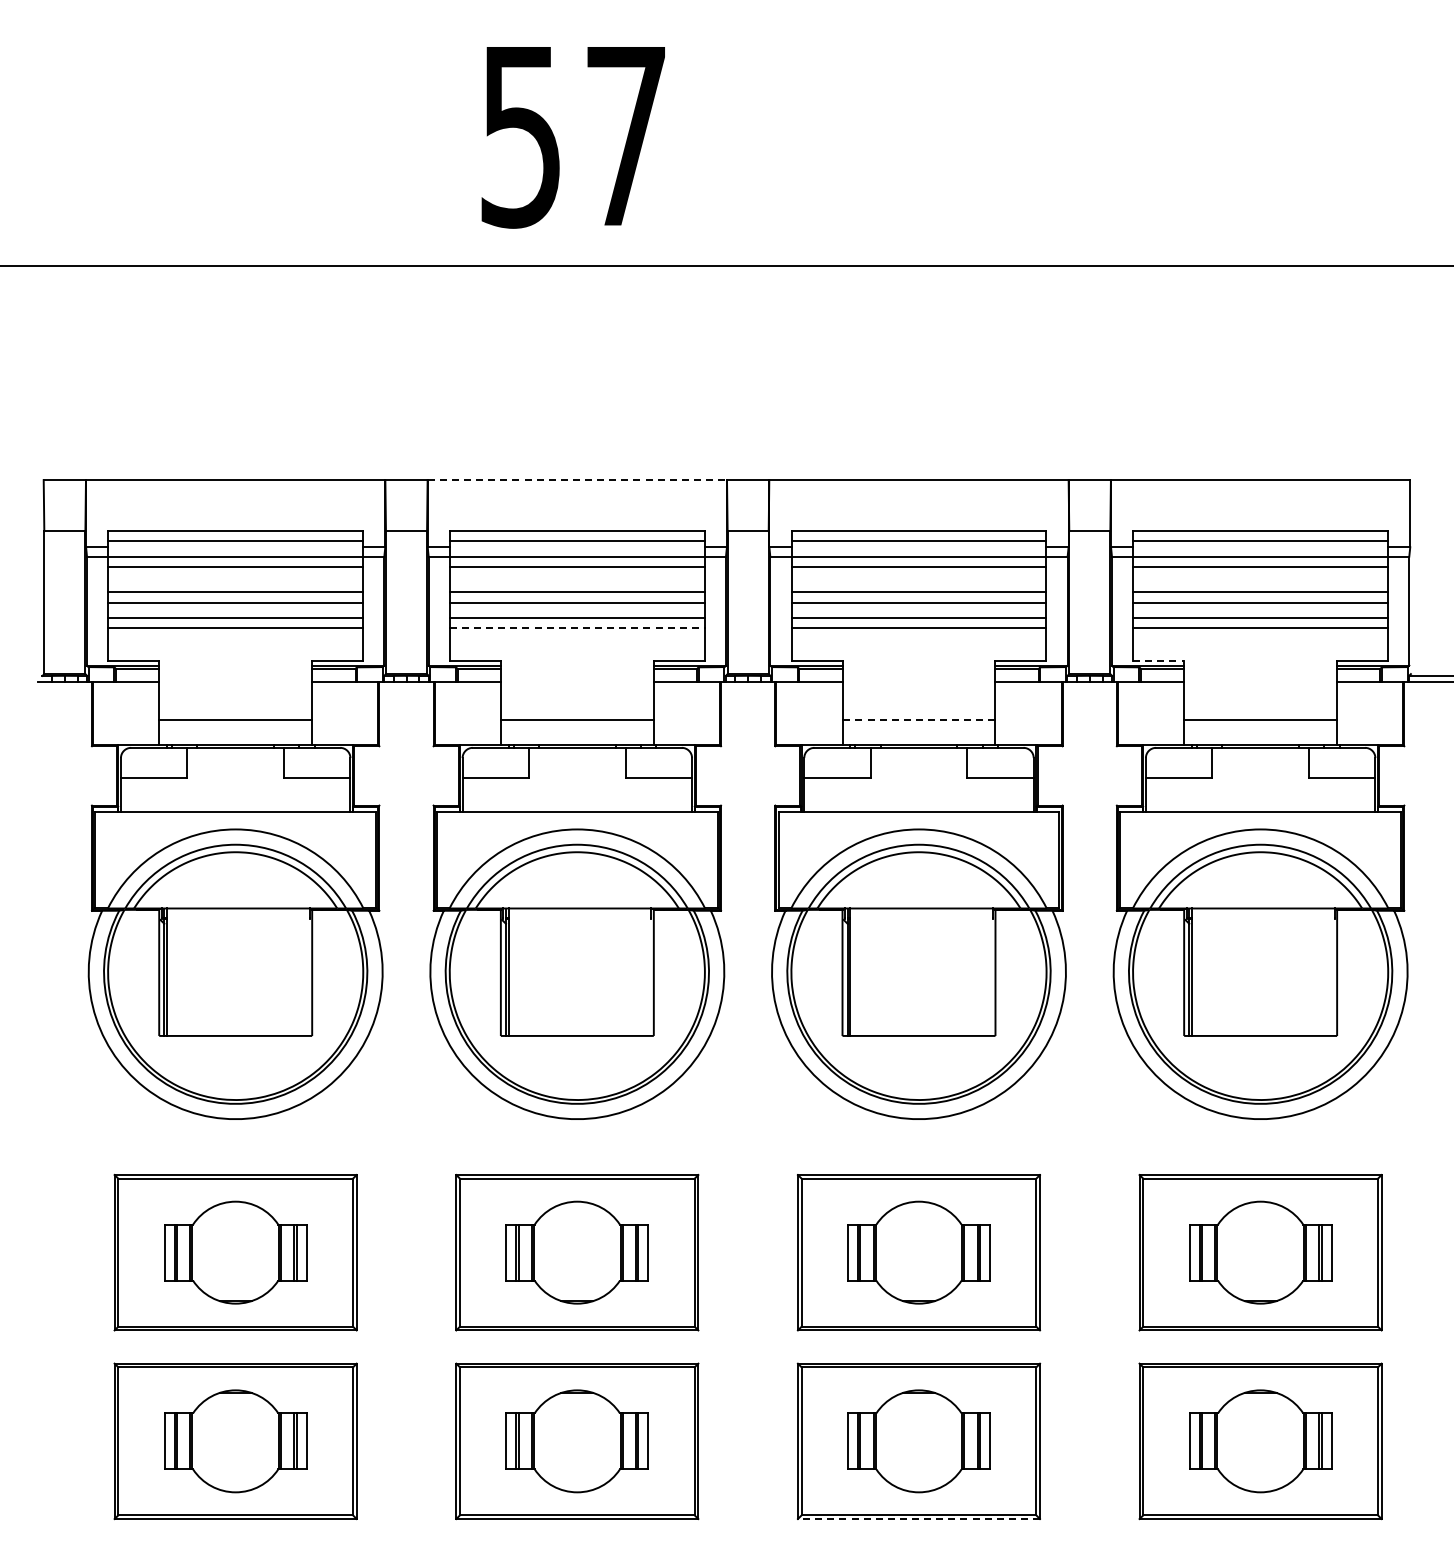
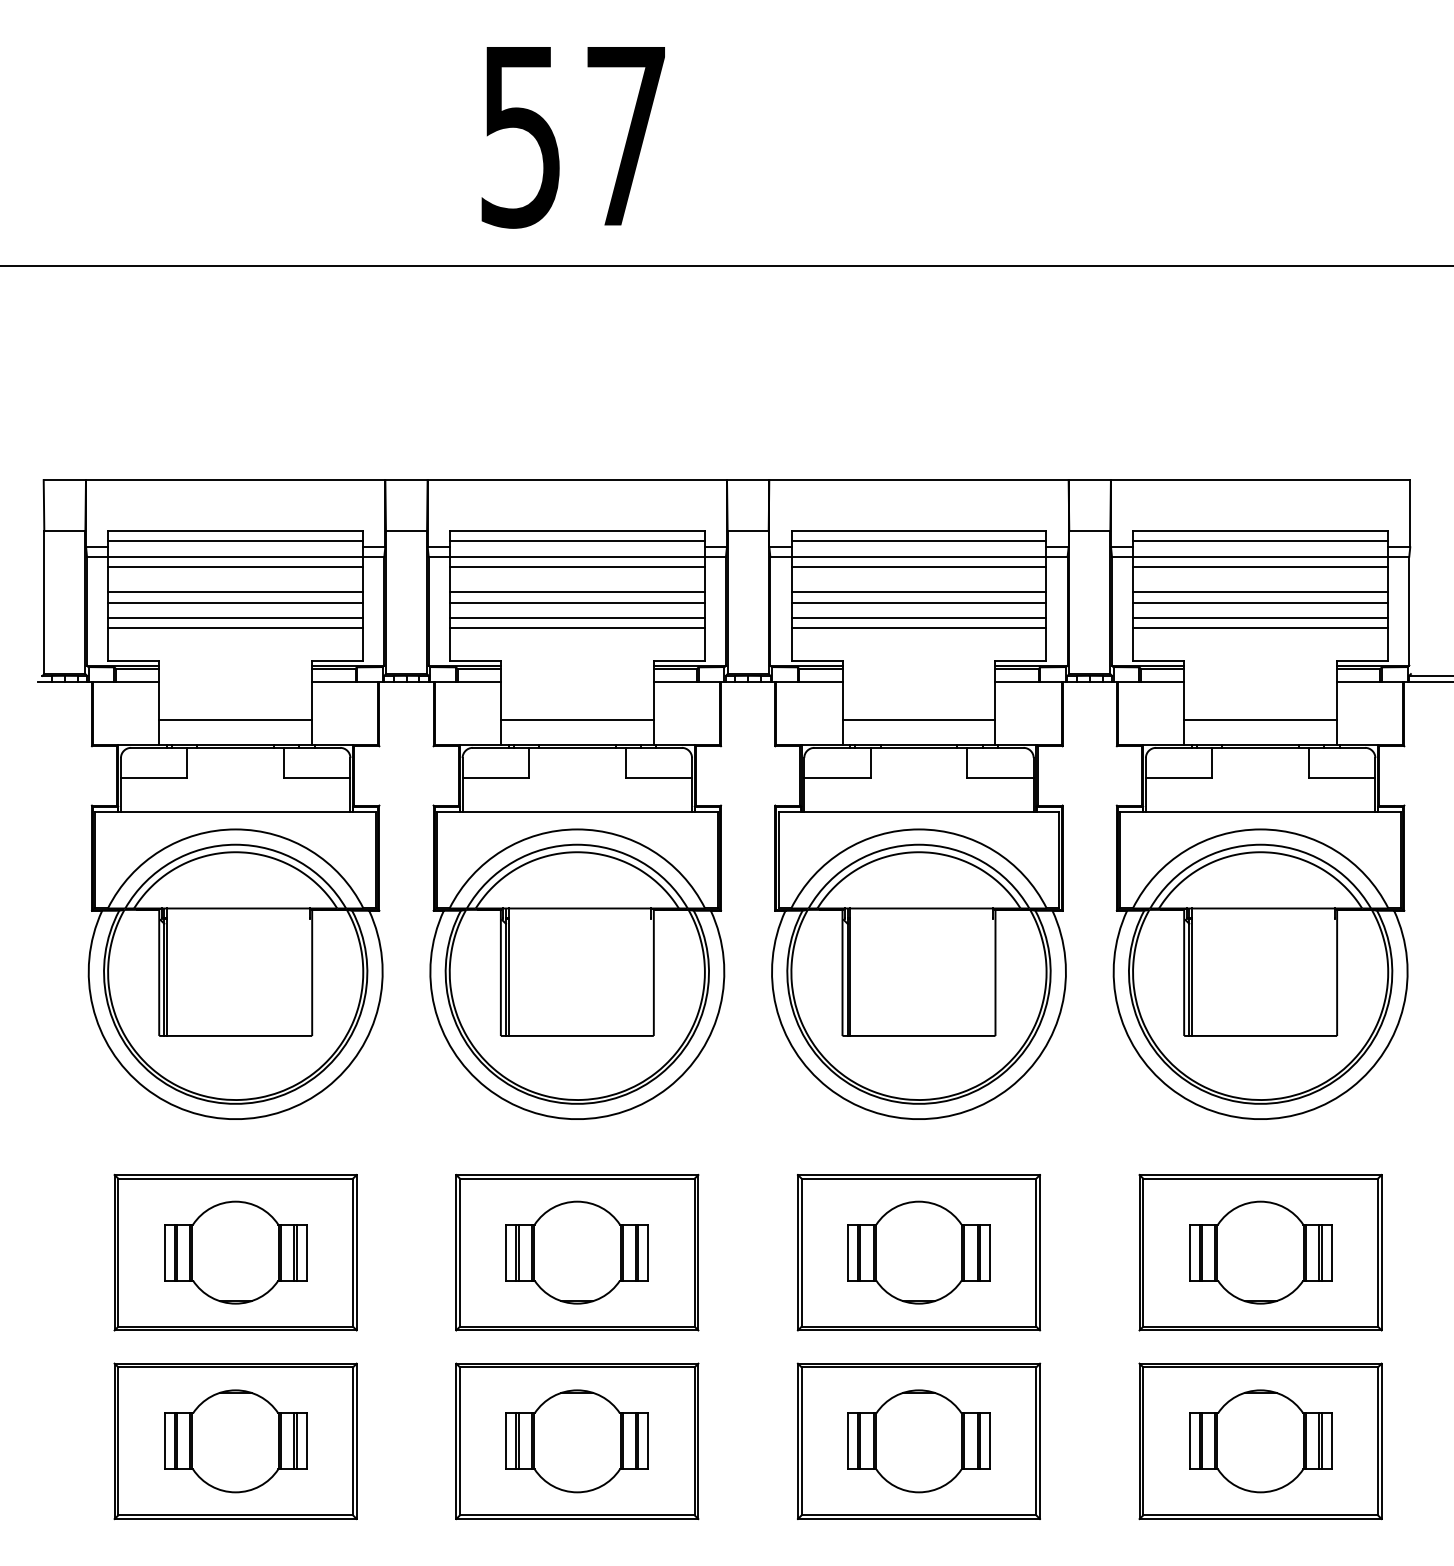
line: dashed -> solid (577, 480)
line: dashed -> solid (577, 628)
line: dashed -> solid (1159, 661)
line: dashed -> solid (918, 719)
line: dashed -> solid (918, 1519)
